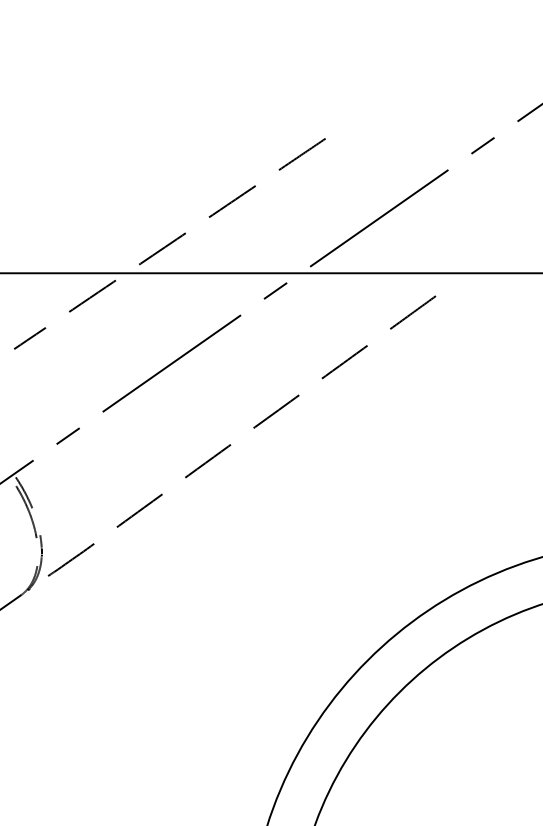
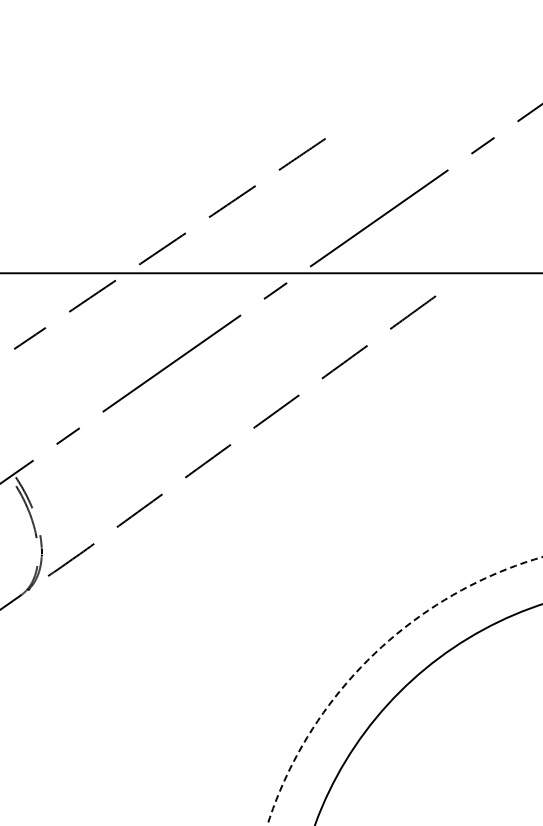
circle: solid -> dashed (404, 691)
